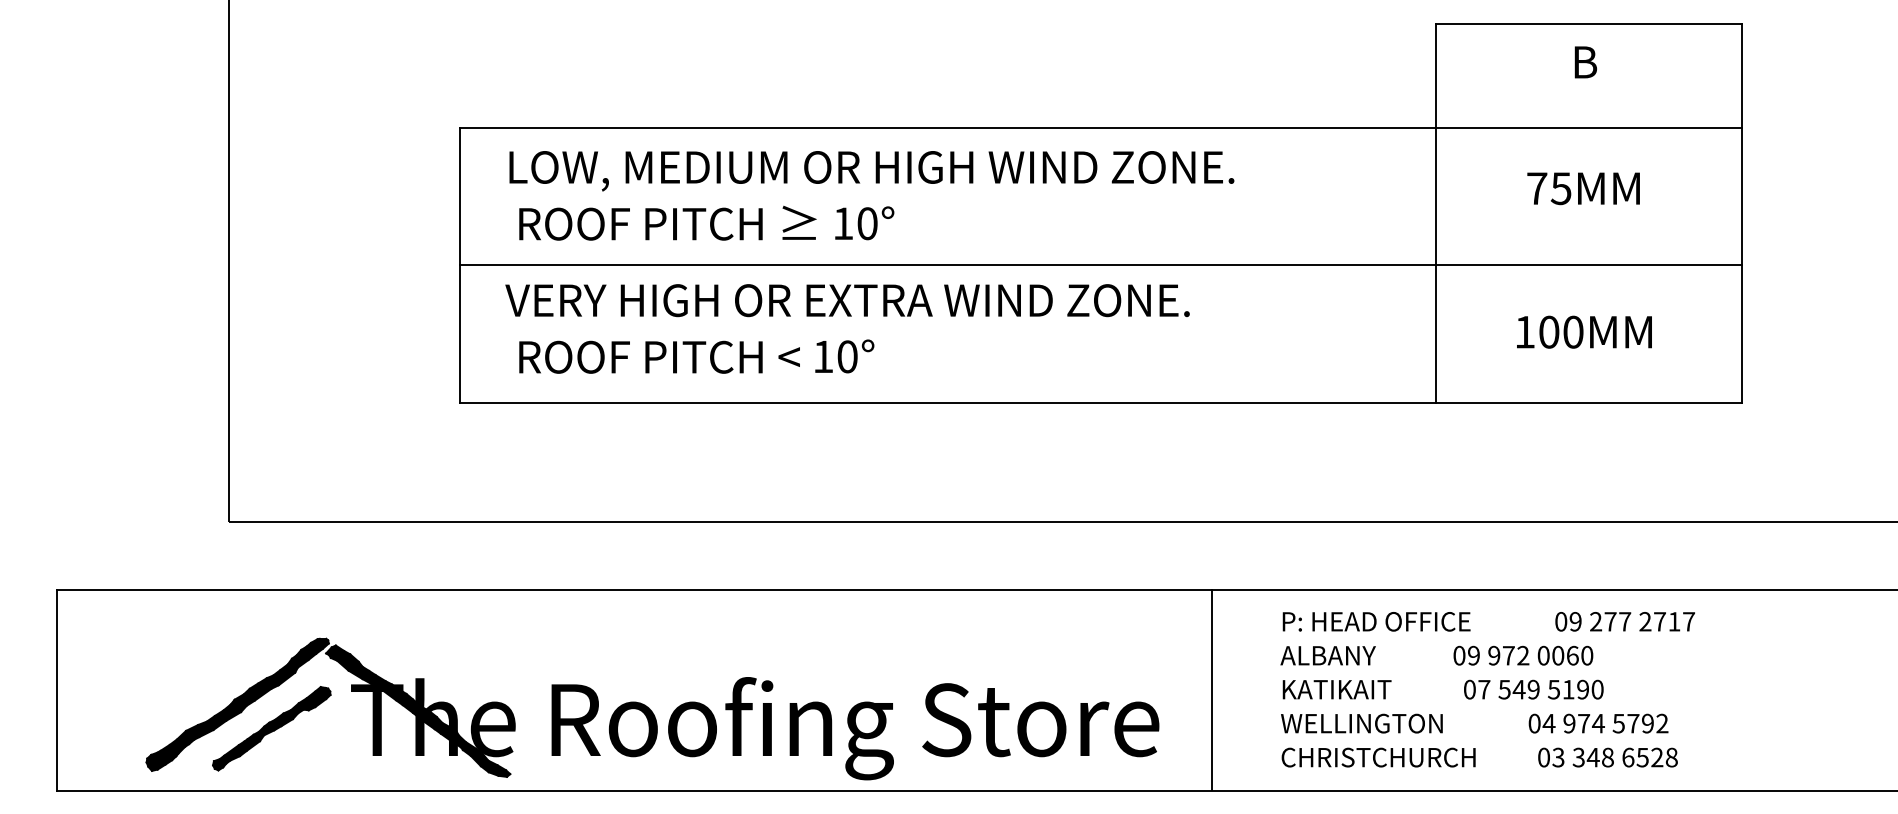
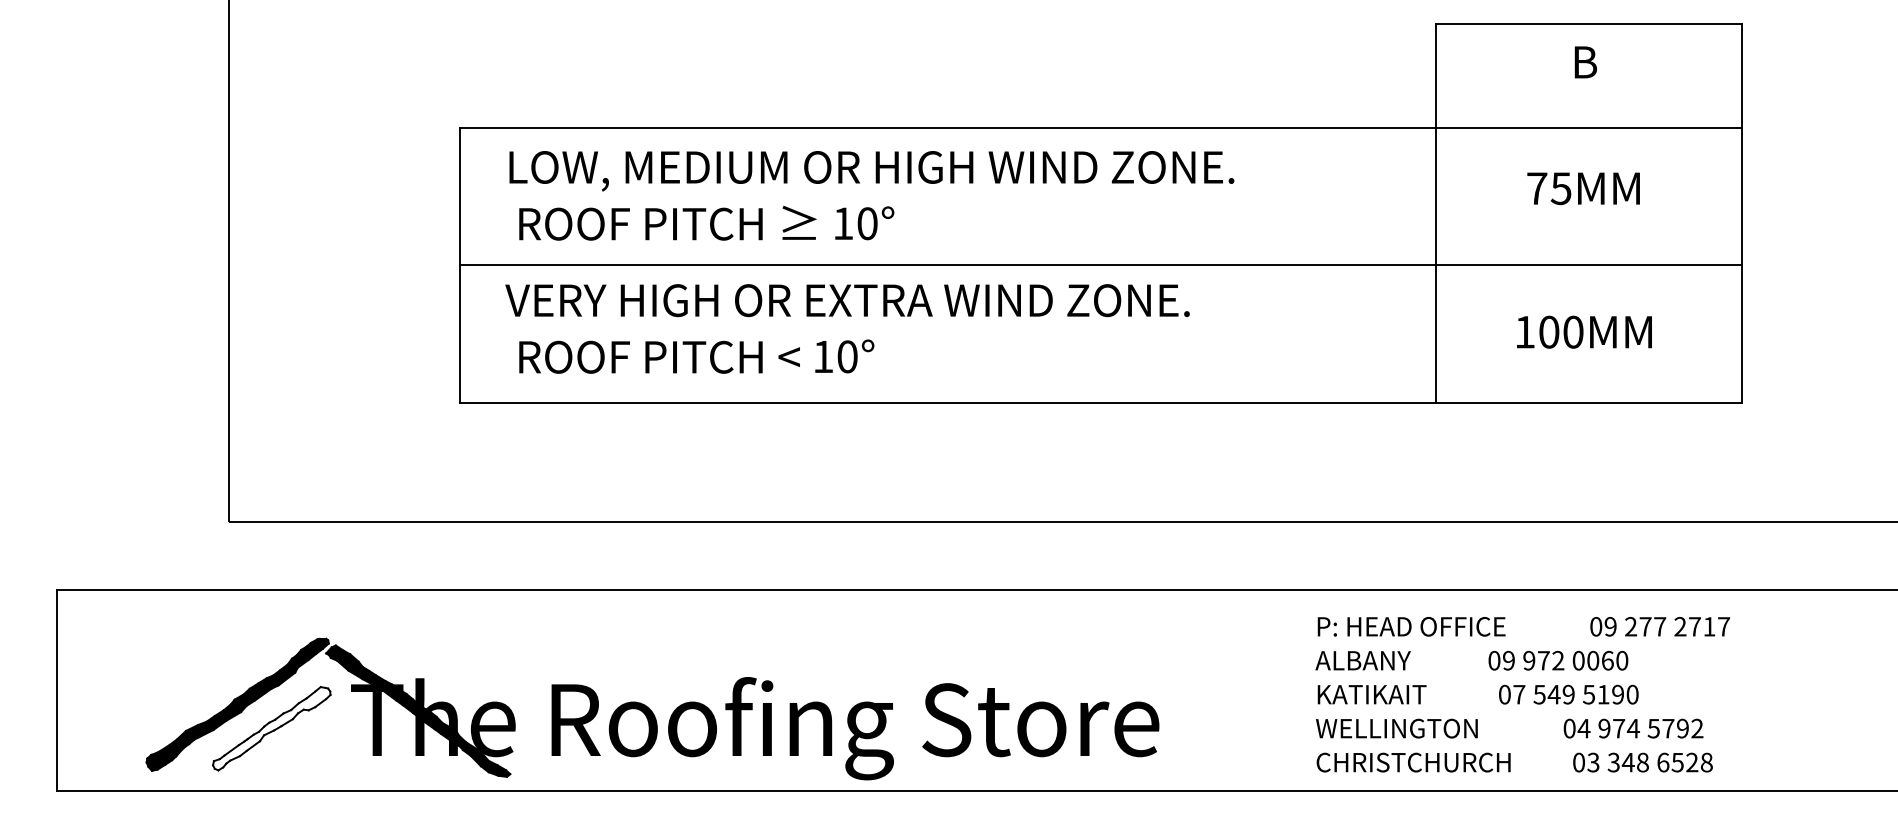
line: present -> none (1212, 689)
text position: (1487, 689) -> (1522, 694) (1522, 694)
fill: present -> none (271, 728)
